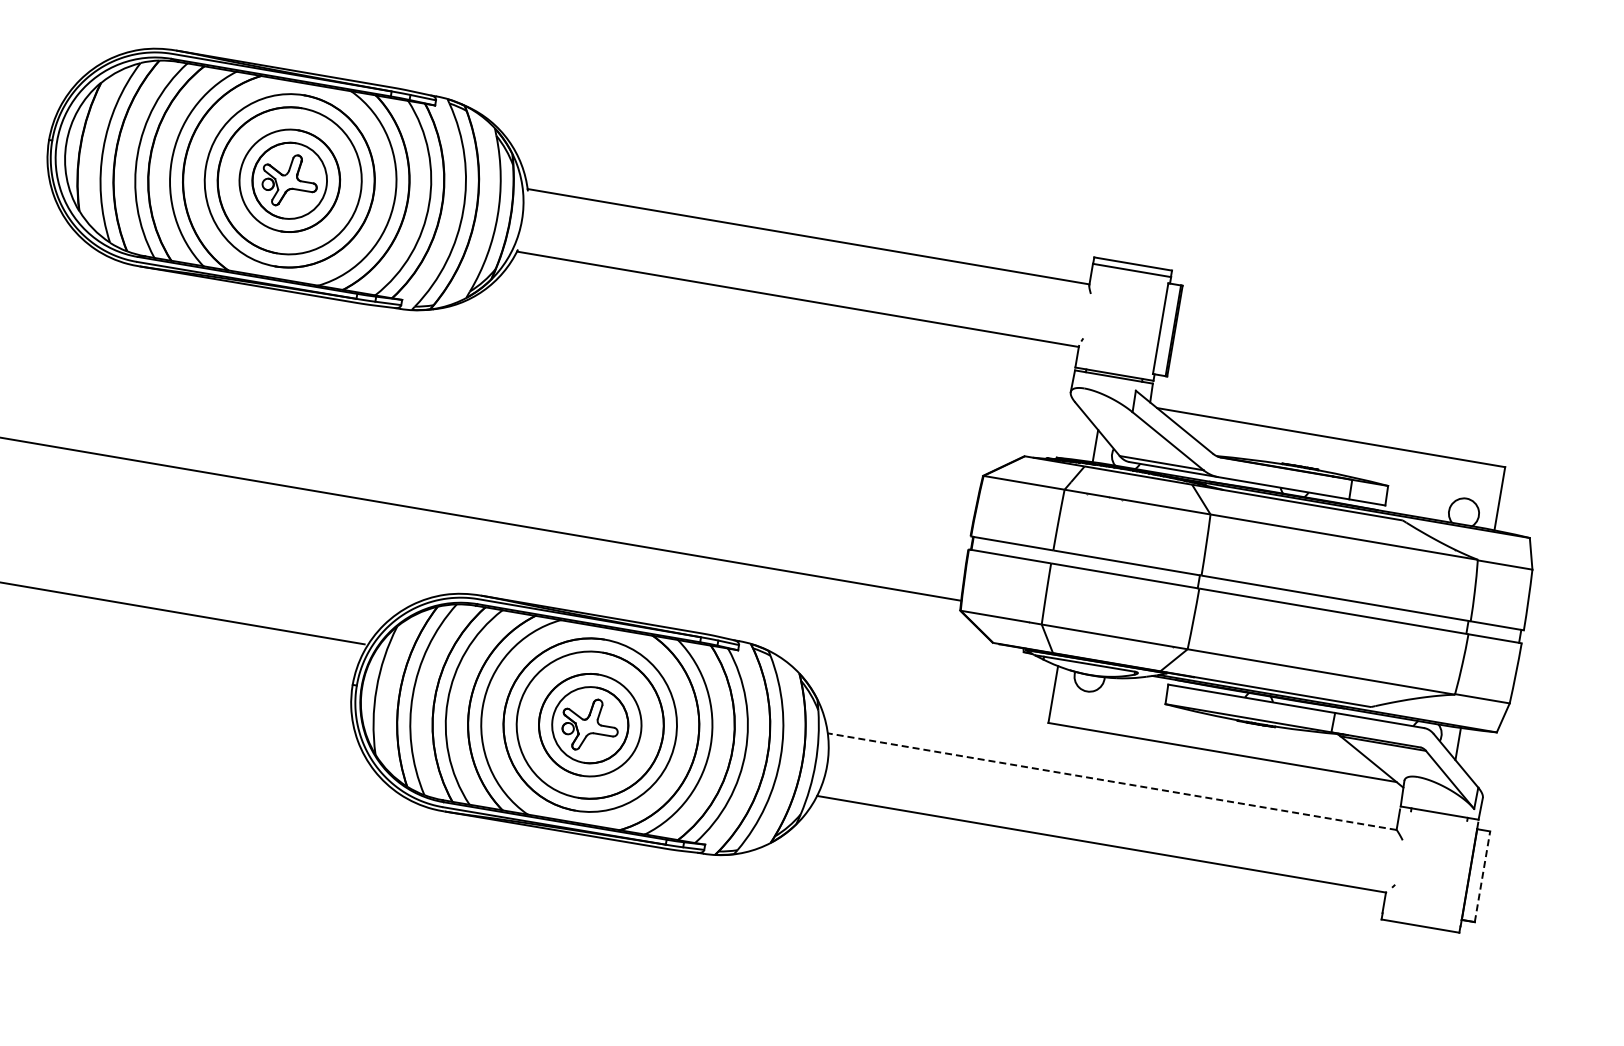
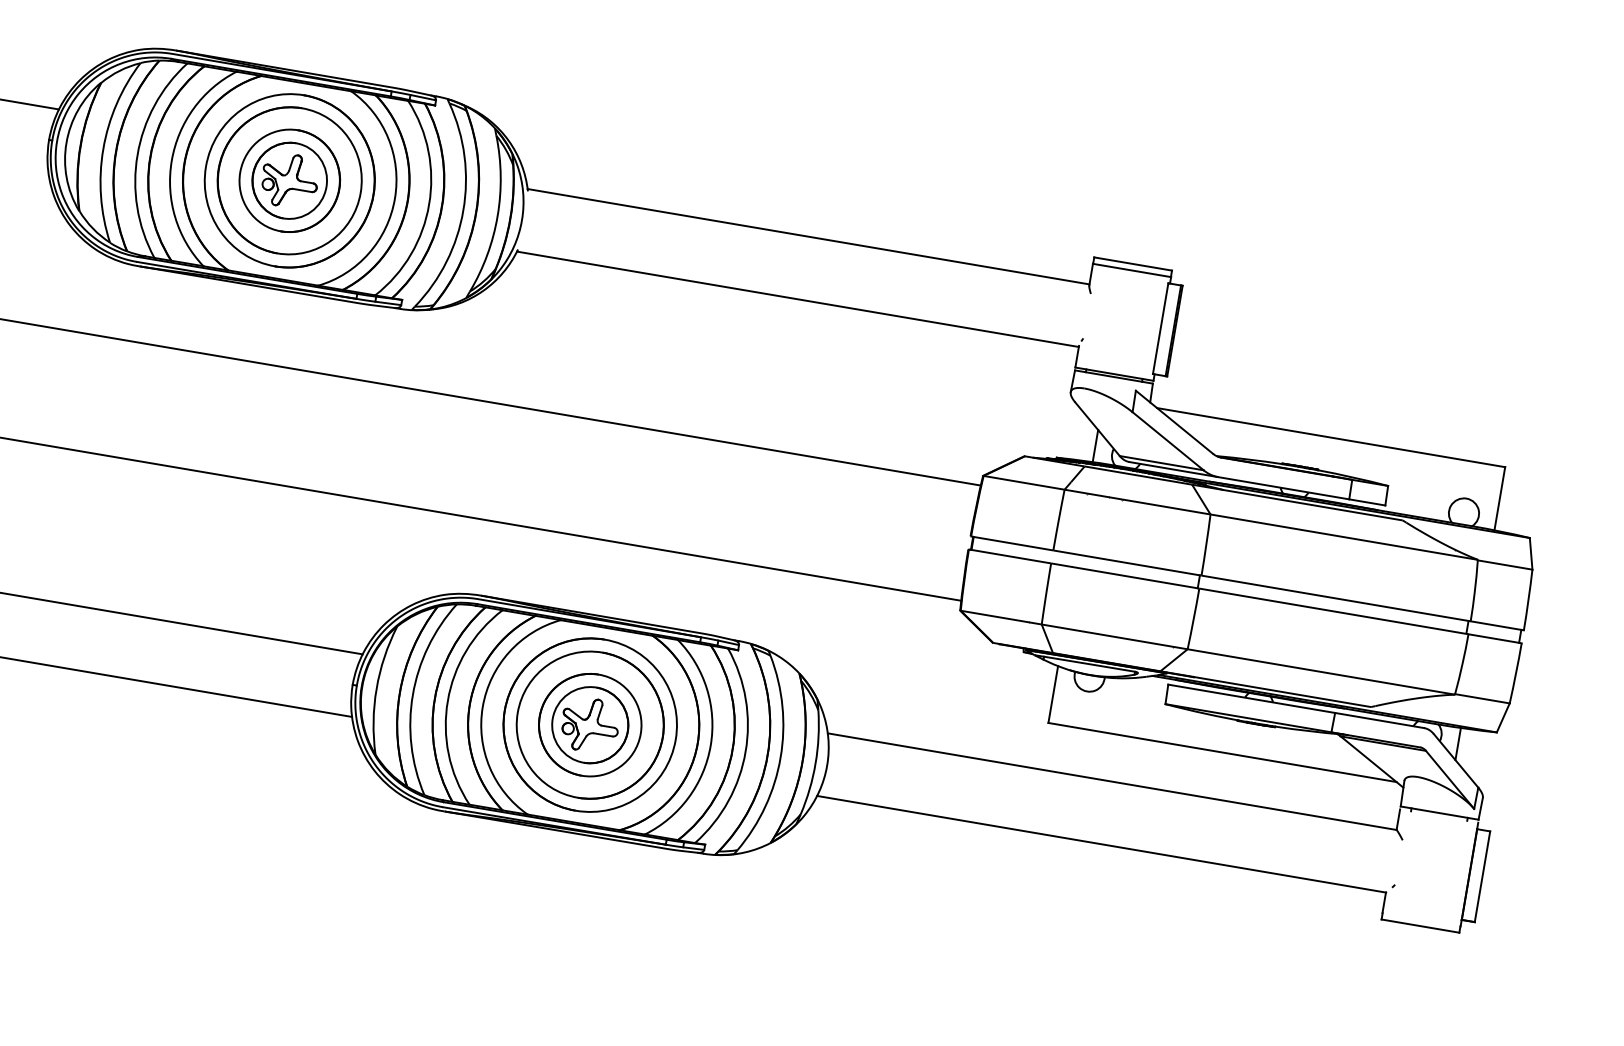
line: none -> present (30, 104)
line: none -> present (491, 402)
line position: (183, 613) -> (182, 623) (182, 623)
line: none -> present (177, 686)
line: dashed -> solid (1111, 781)
line: dashed -> solid (1482, 876)
